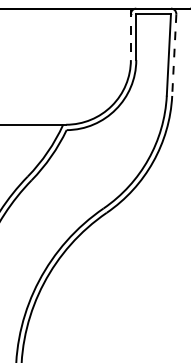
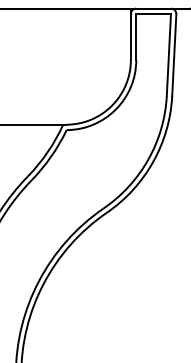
line: dashed -> solid (130, 34)
line: dashed -> solid (174, 55)
